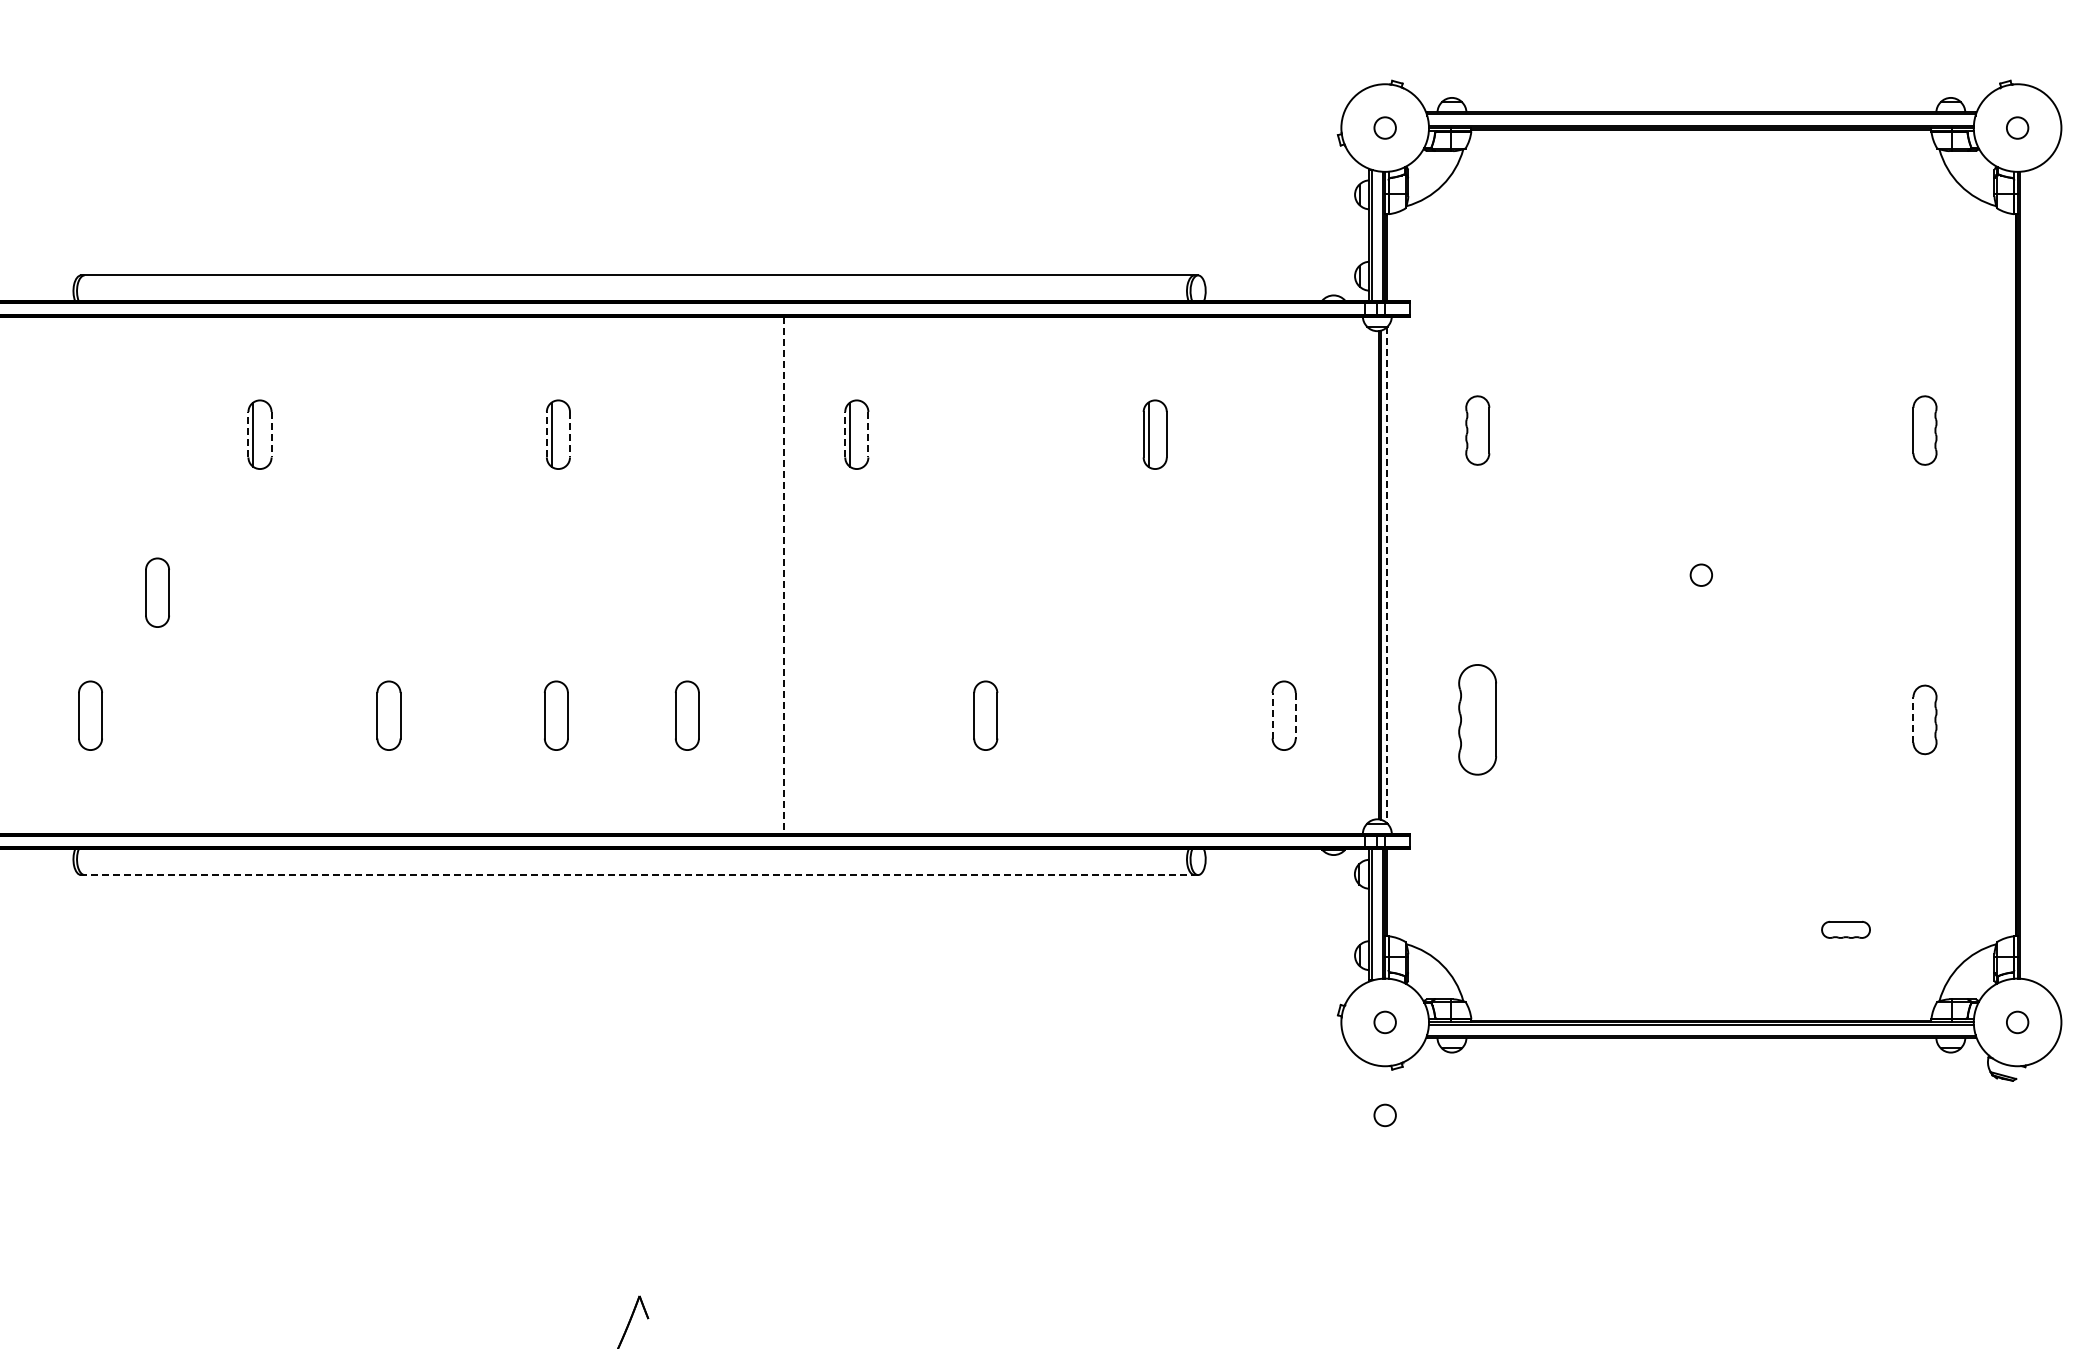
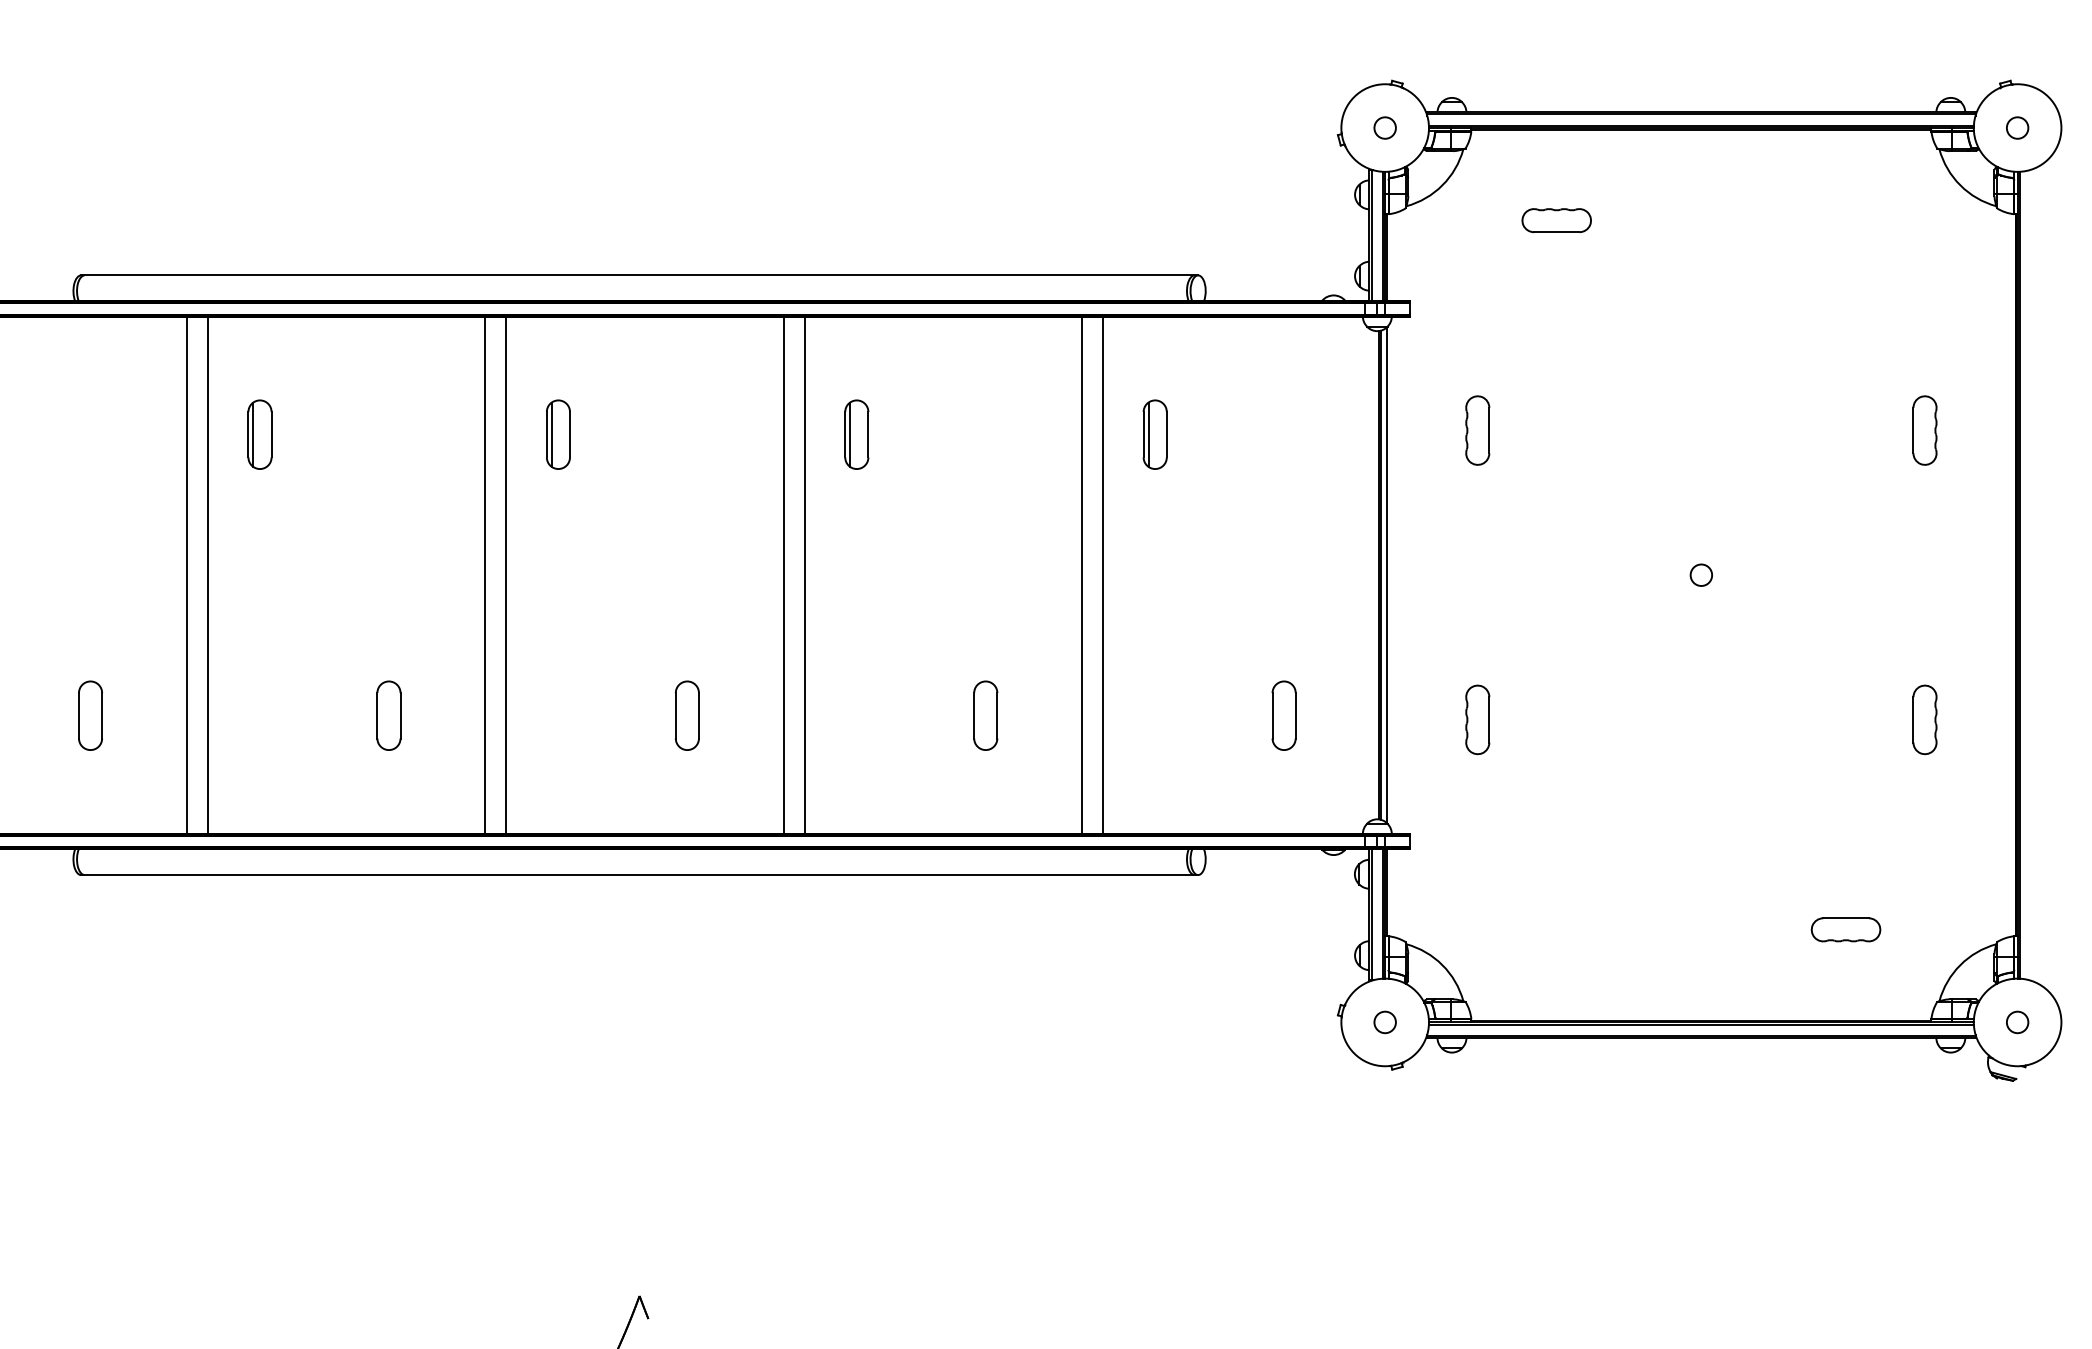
part: none -> present (1556, 220)
line: dashed -> solid (248, 434)
line: dashed -> solid (271, 434)
line: dashed -> solid (546, 434)
line: dashed -> solid (570, 434)
line: dashed -> solid (845, 434)
line: dashed -> solid (868, 434)
line: none -> present (186, 574)
line: none -> present (207, 574)
line: none -> present (485, 574)
line: none -> present (506, 574)
line: none -> present (804, 574)
line: none -> present (1082, 574)
line: none -> present (1102, 574)
line: dashed -> solid (783, 575)
line: dashed -> solid (1386, 575)
part: present -> none (157, 592)
part: present -> none (555, 715)
line: dashed -> solid (1272, 715)
line: dashed -> solid (1295, 715)
part size: 39x112 px -> 26x72 px (1477, 719)
line: dashed -> solid (1913, 719)
line: dashed -> solid (639, 875)
part size: 50x19 px -> 72x26 px (1845, 929)
circle: present -> none (1384, 1115)
